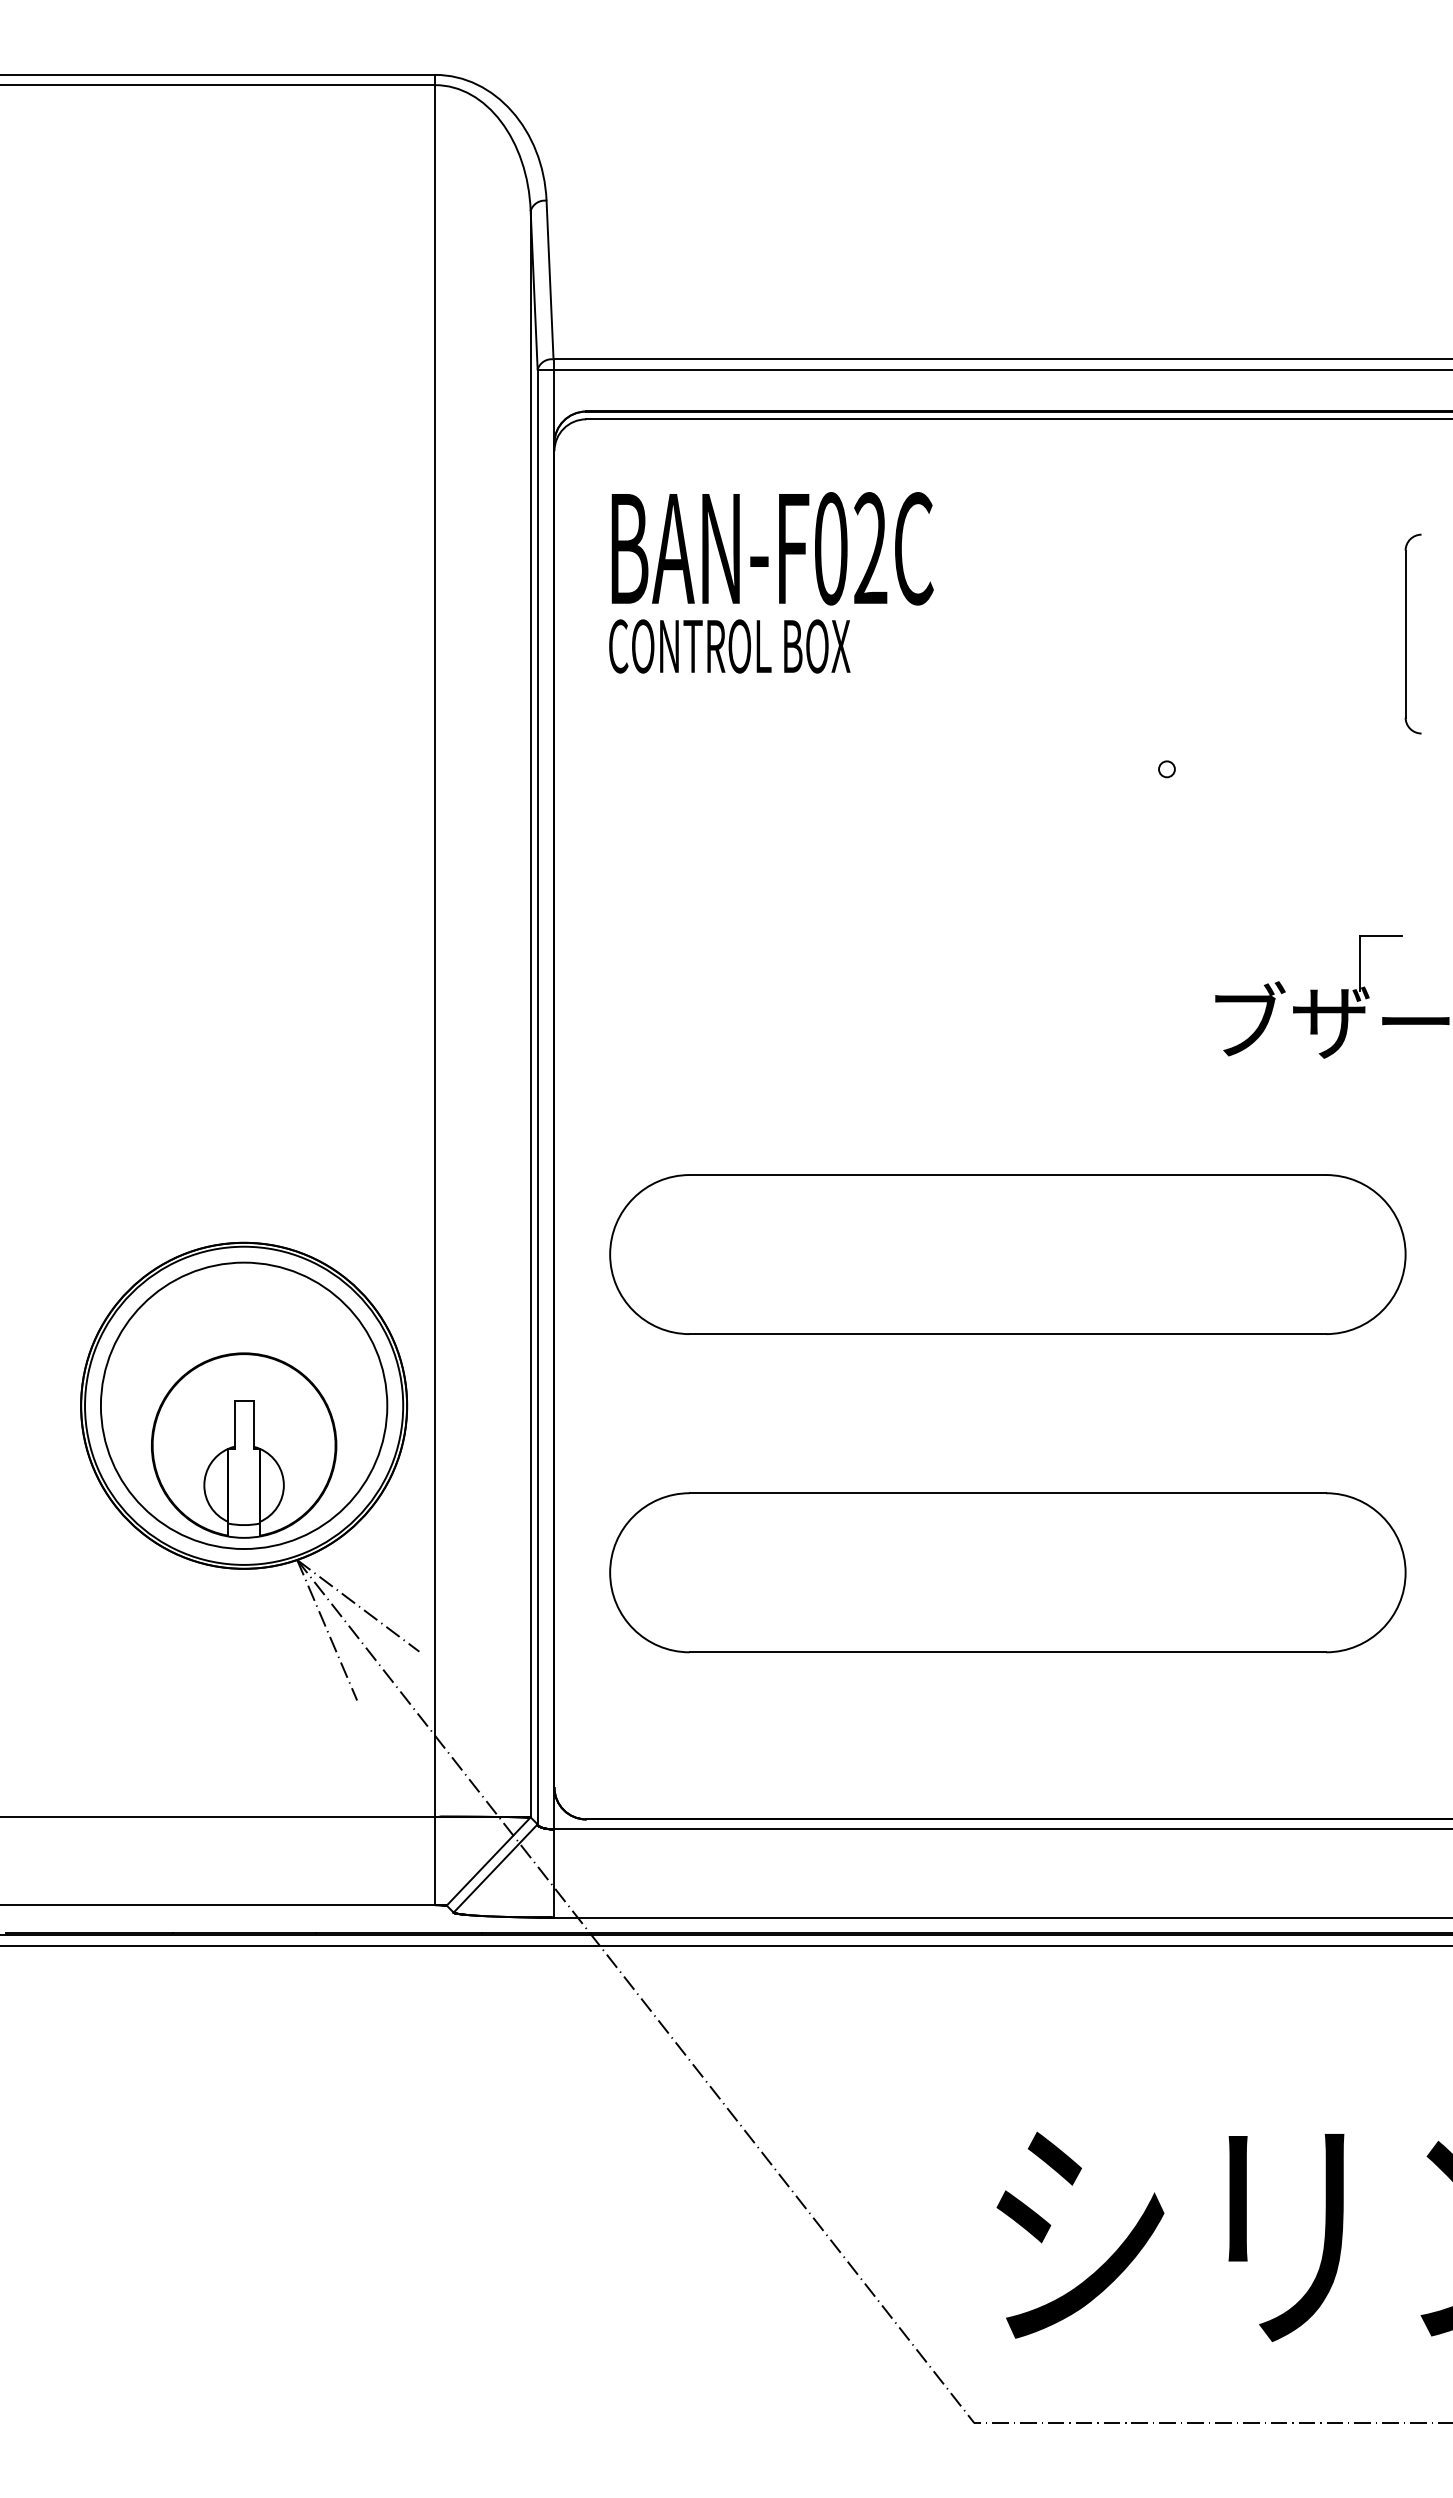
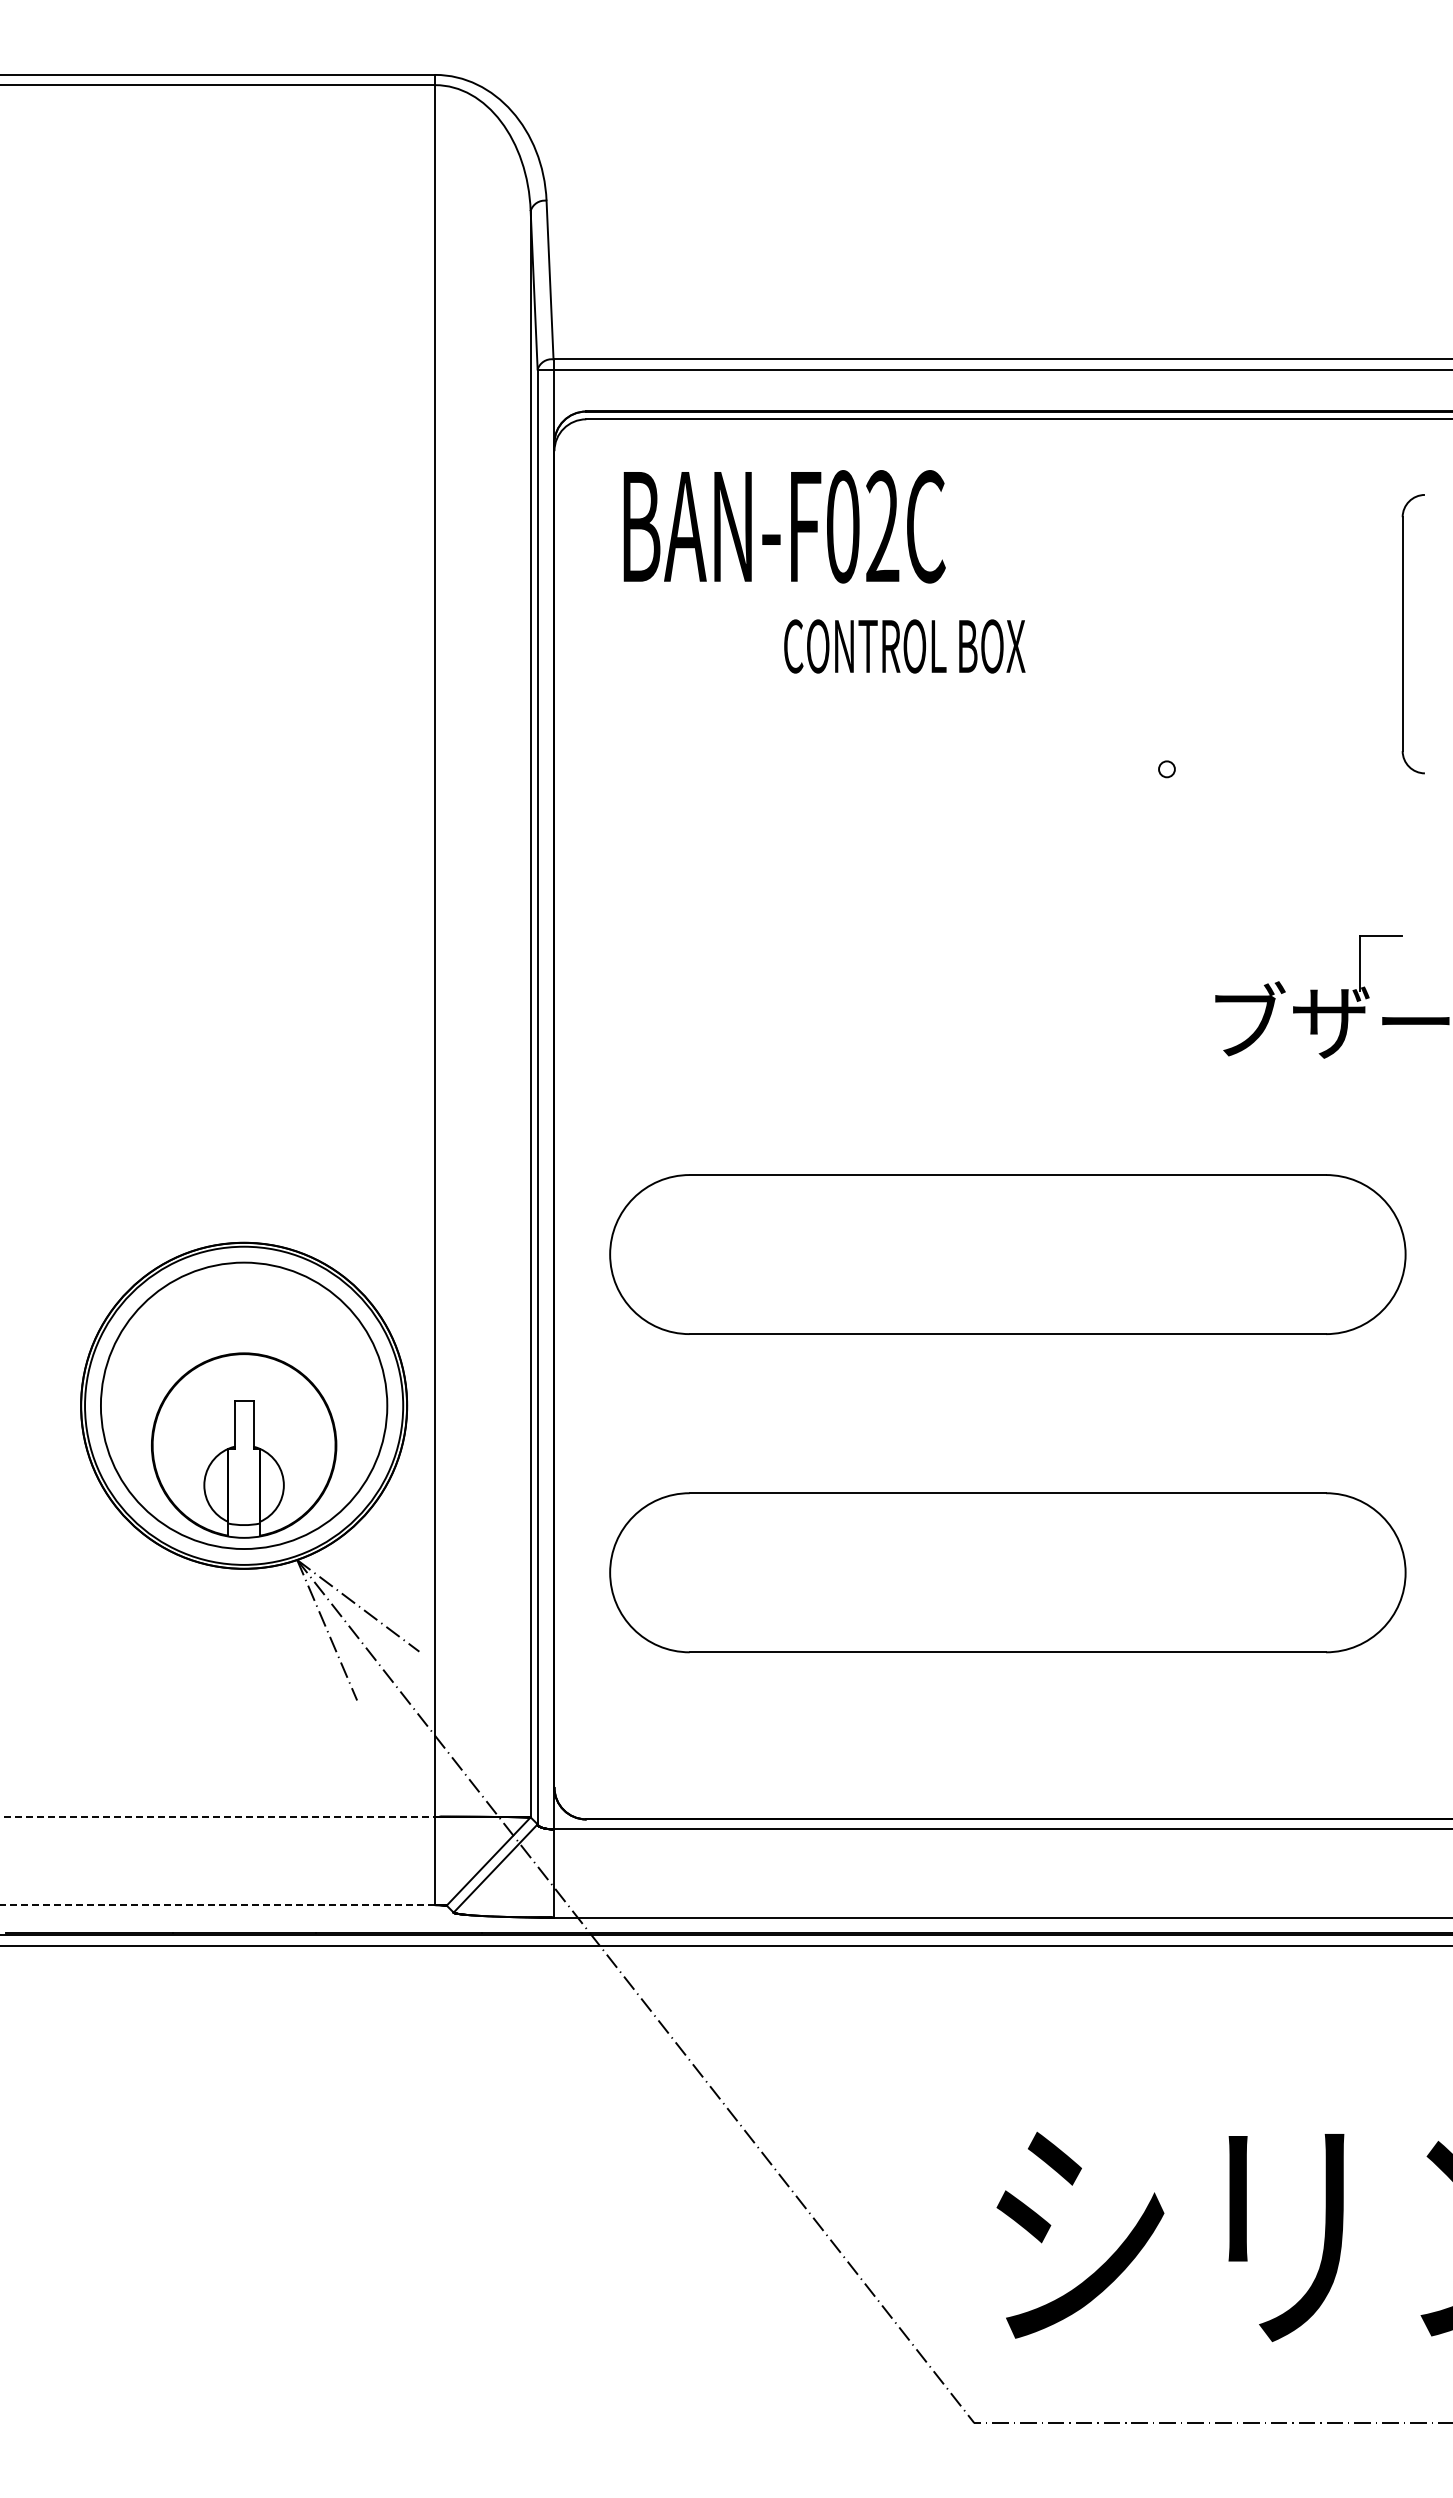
text position: (772, 548) -> (784, 526) (784, 526)
part size: 18x202 px -> 24x281 px (1412, 634)
text position: (729, 646) -> (904, 646) (904, 646)
line: solid -> dashed (218, 1816)
line: solid -> dashed (217, 1905)
